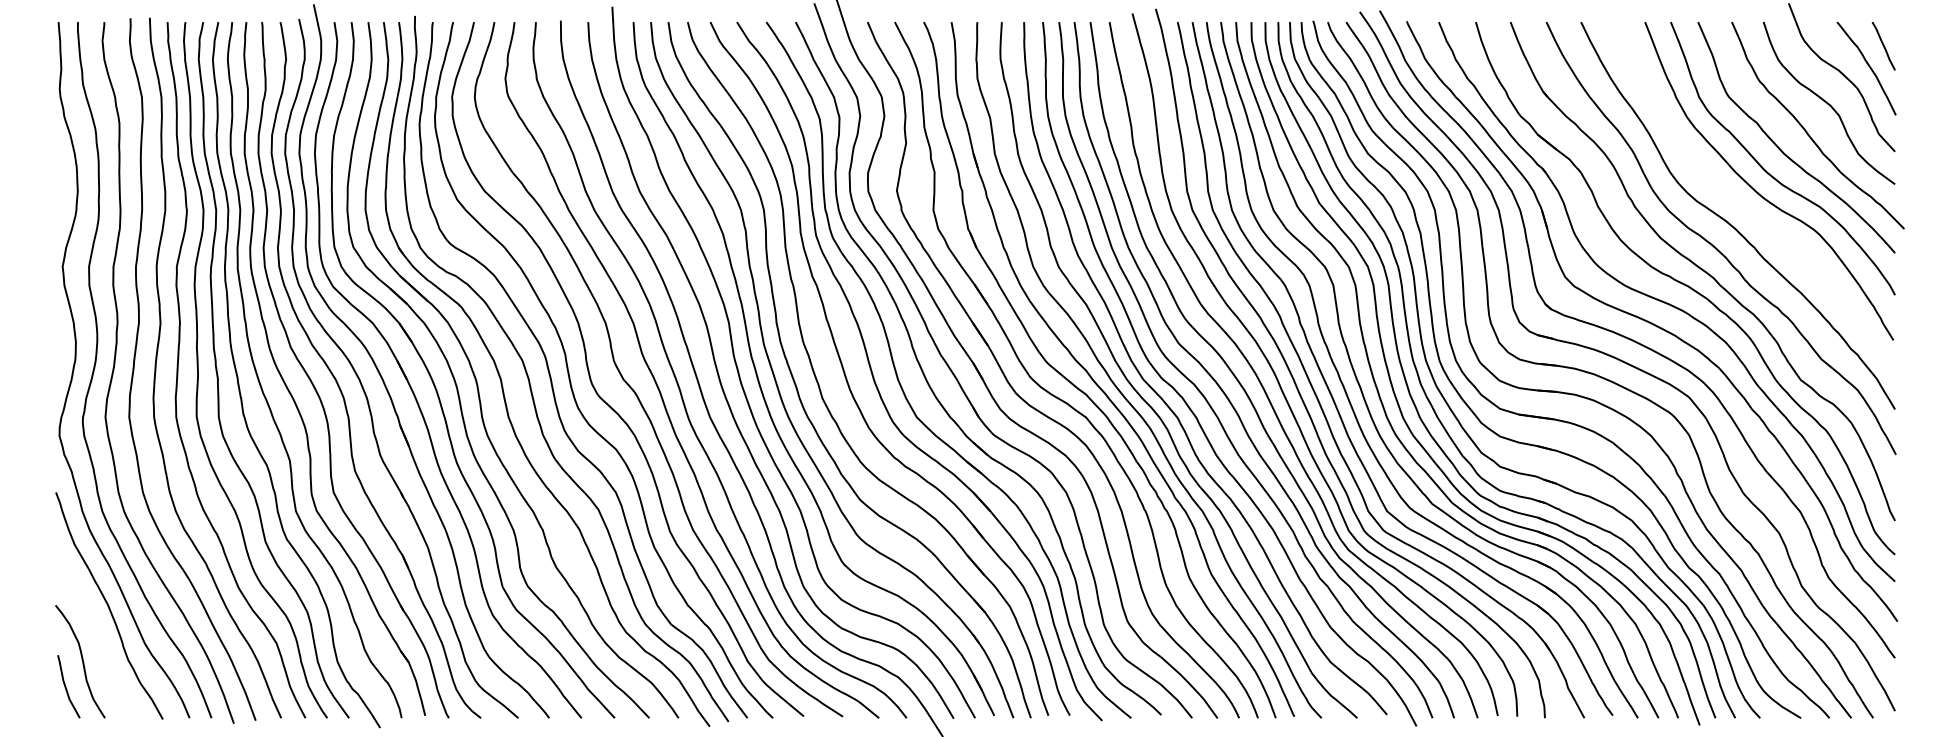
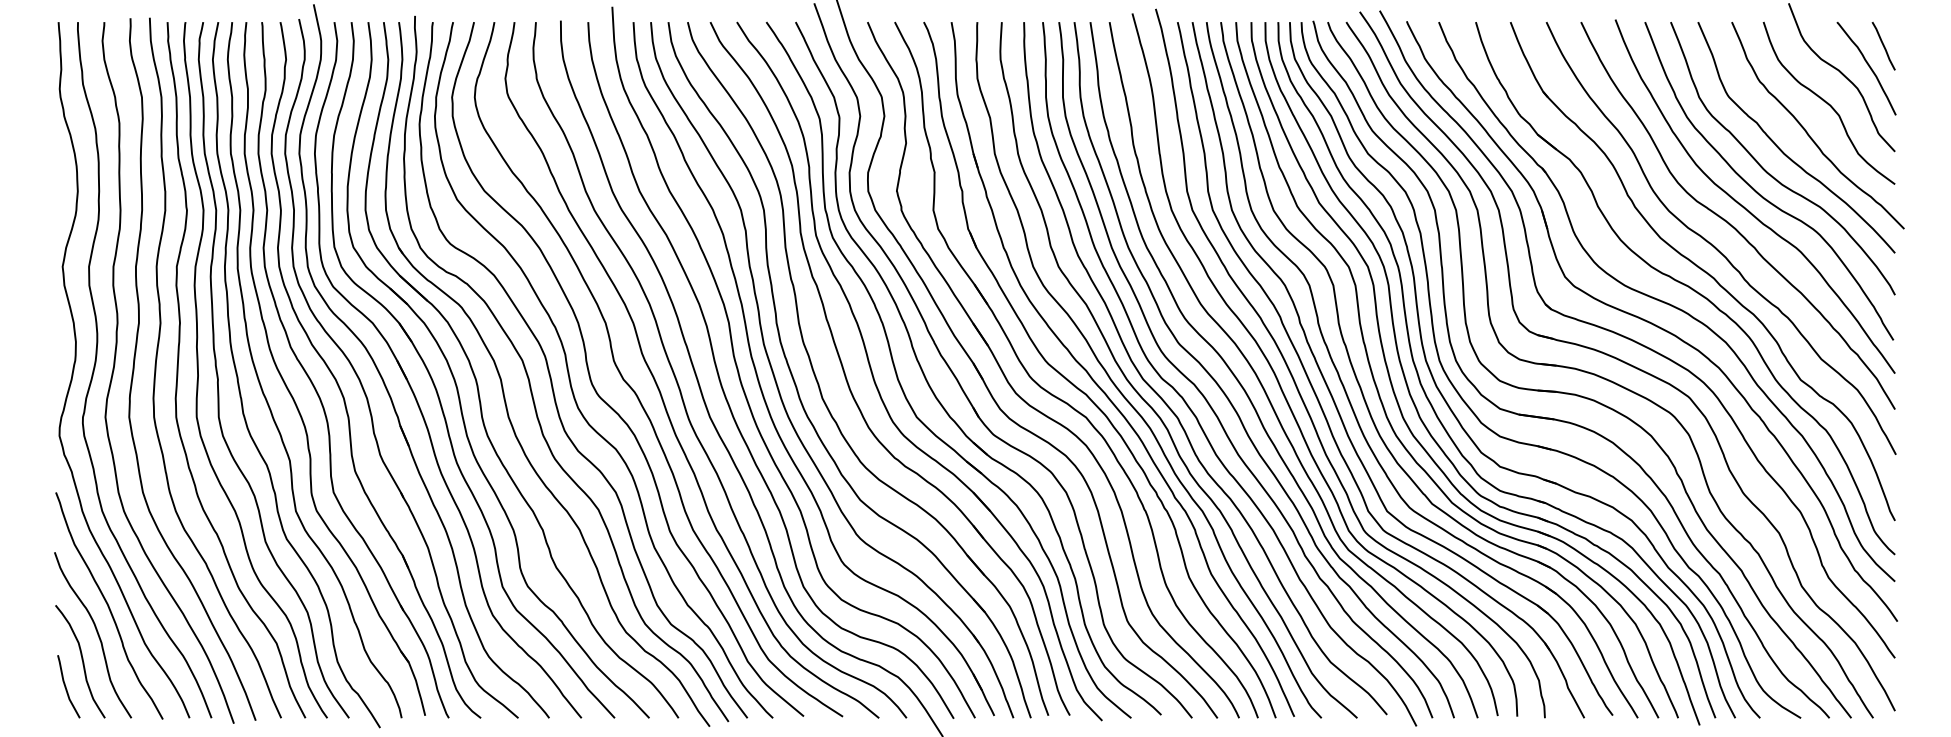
curve: none -> present (1744, 206)
curve: none -> present (97, 635)
